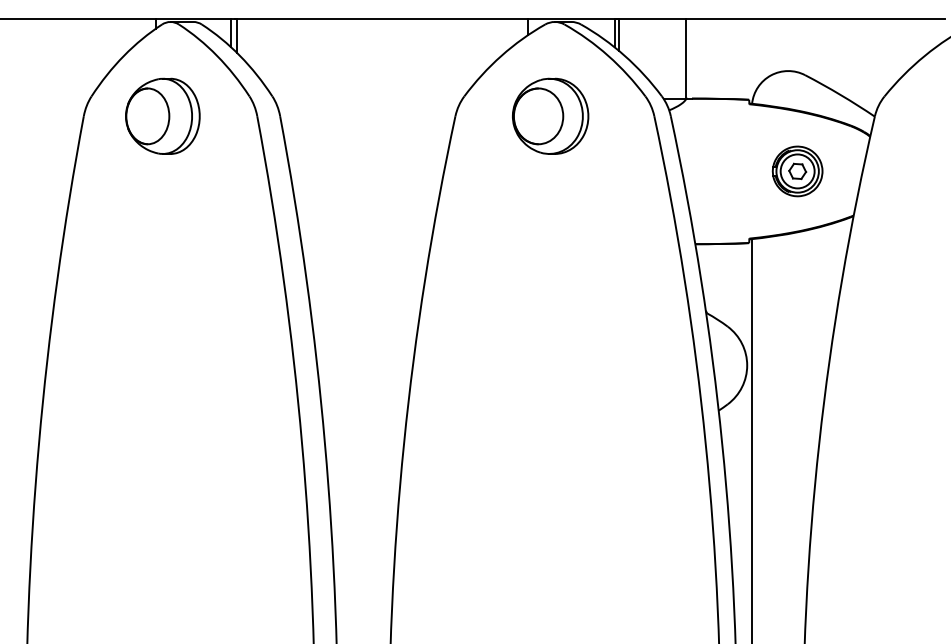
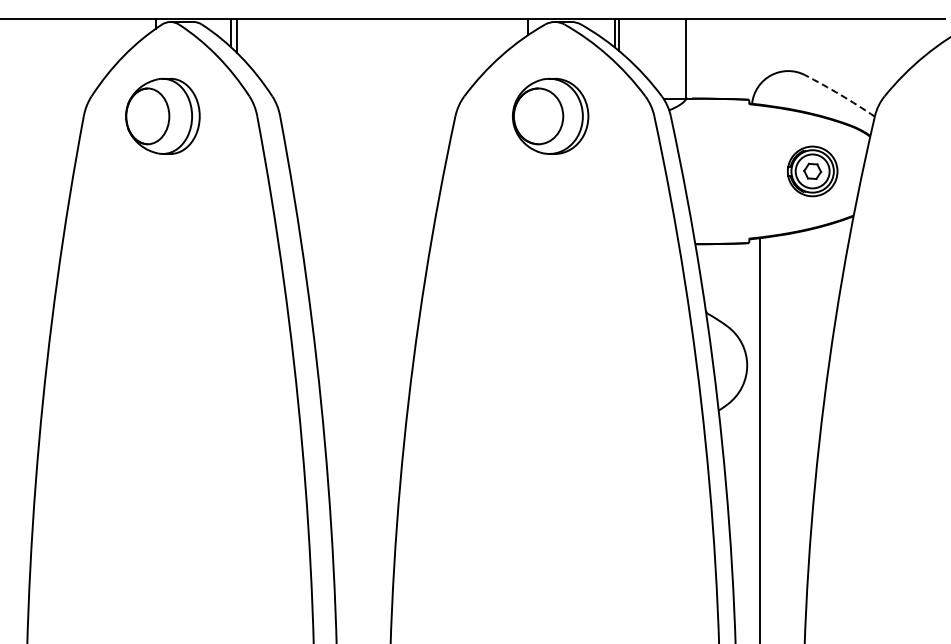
arc: solid -> dashed (840, 94)
part position: (797, 171) -> (812, 171) (812, 171)
line position: (751, 439) -> (759, 439) (759, 439)
